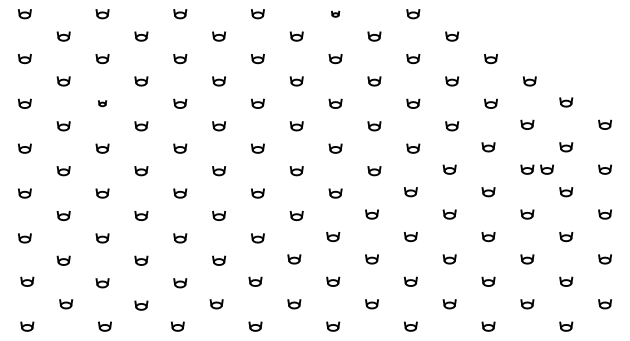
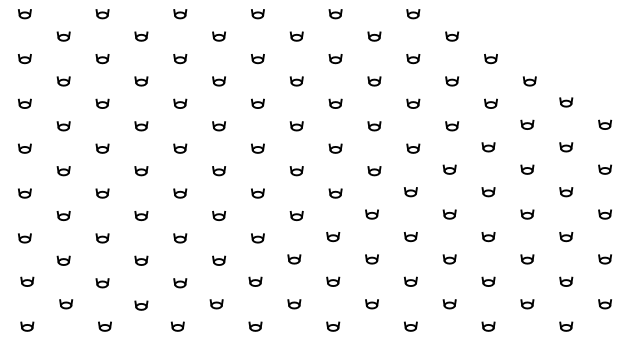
part size: 10x8 px -> 15x11 px (335, 14)
part size: 9x8 px -> 15x11 px (102, 103)
part: present -> none (546, 169)
